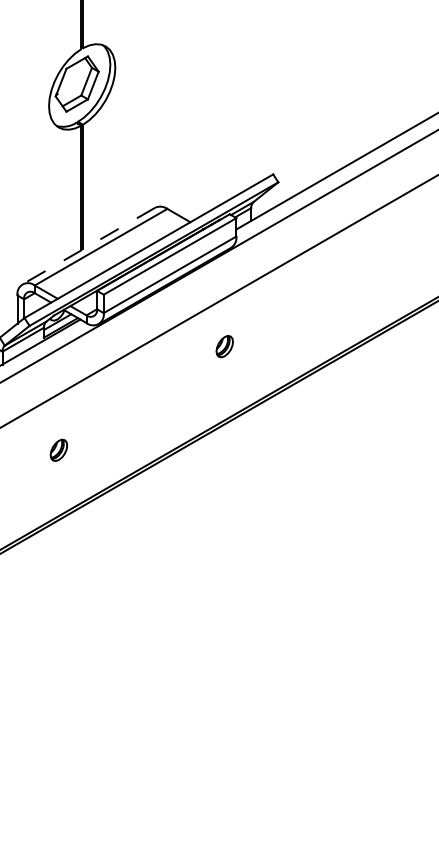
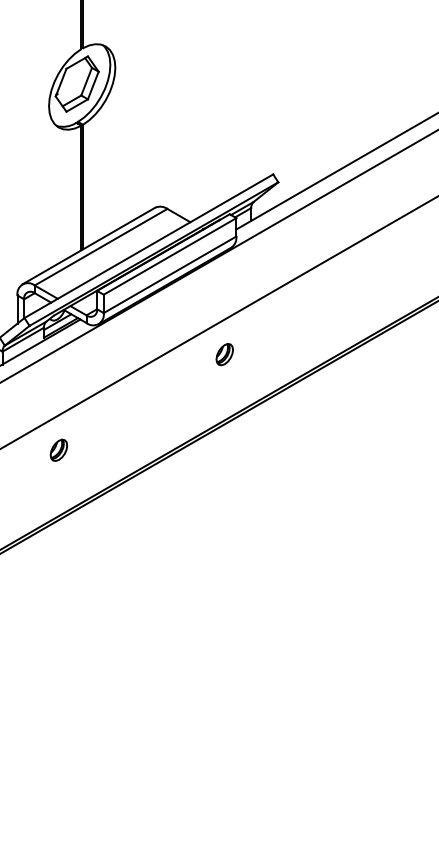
line: dashed -> solid (88, 246)
line position: (218, 301) -> (218, 322) (218, 322)
part position: (224, 346) -> (224, 354) (224, 354)
